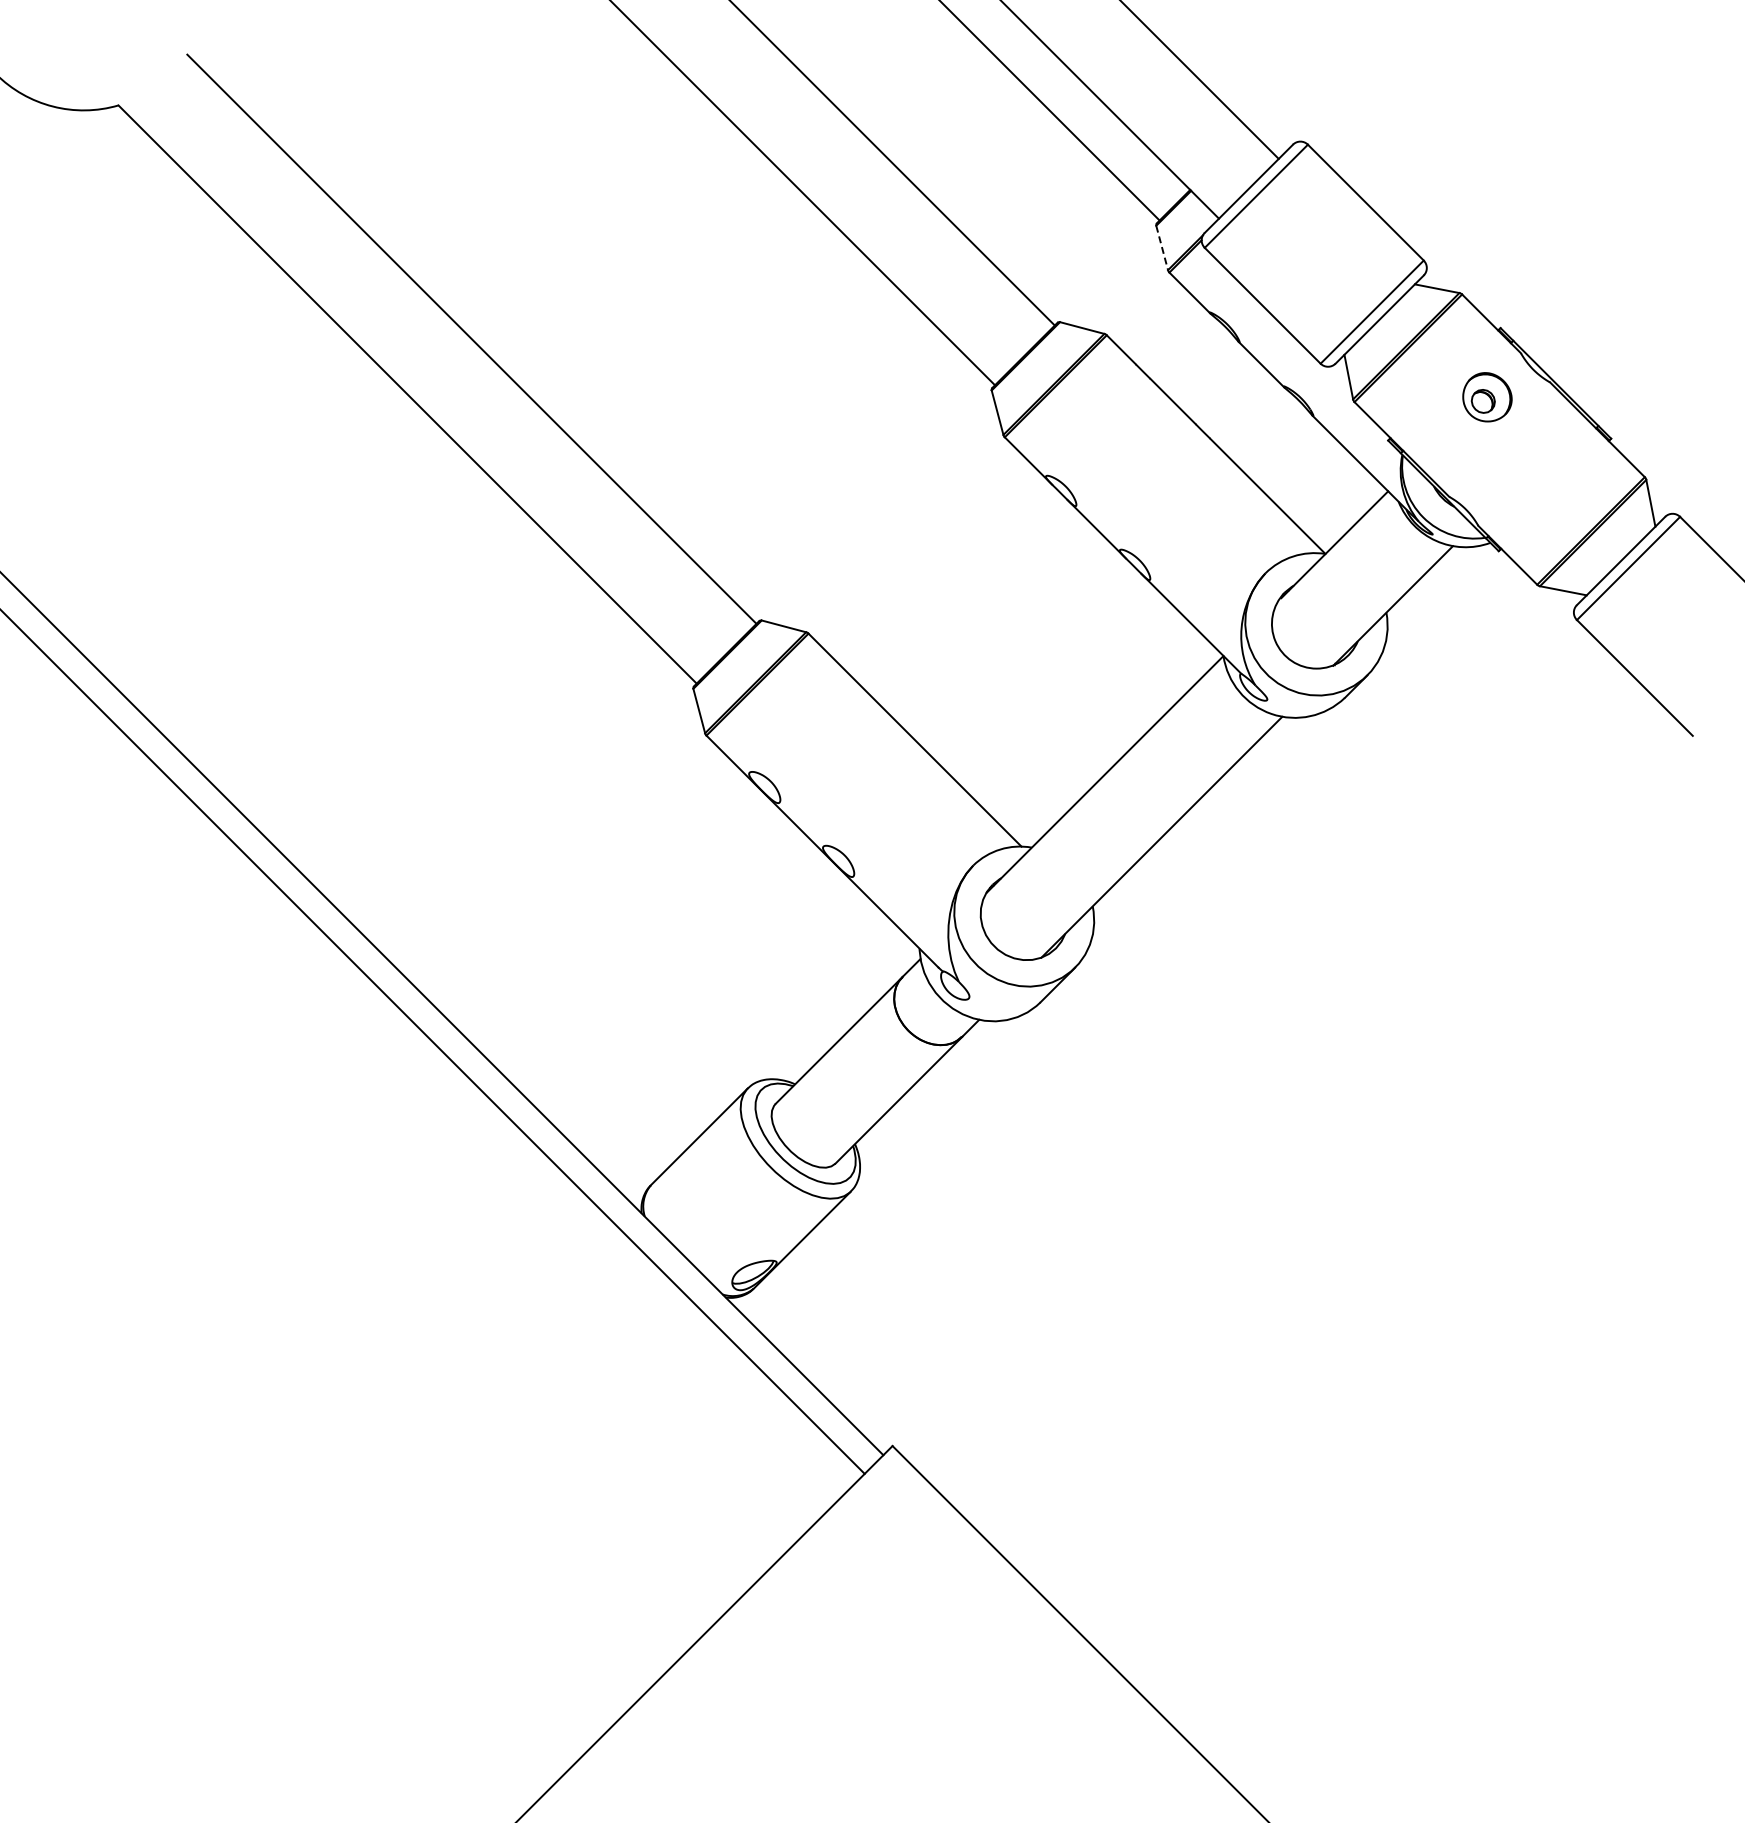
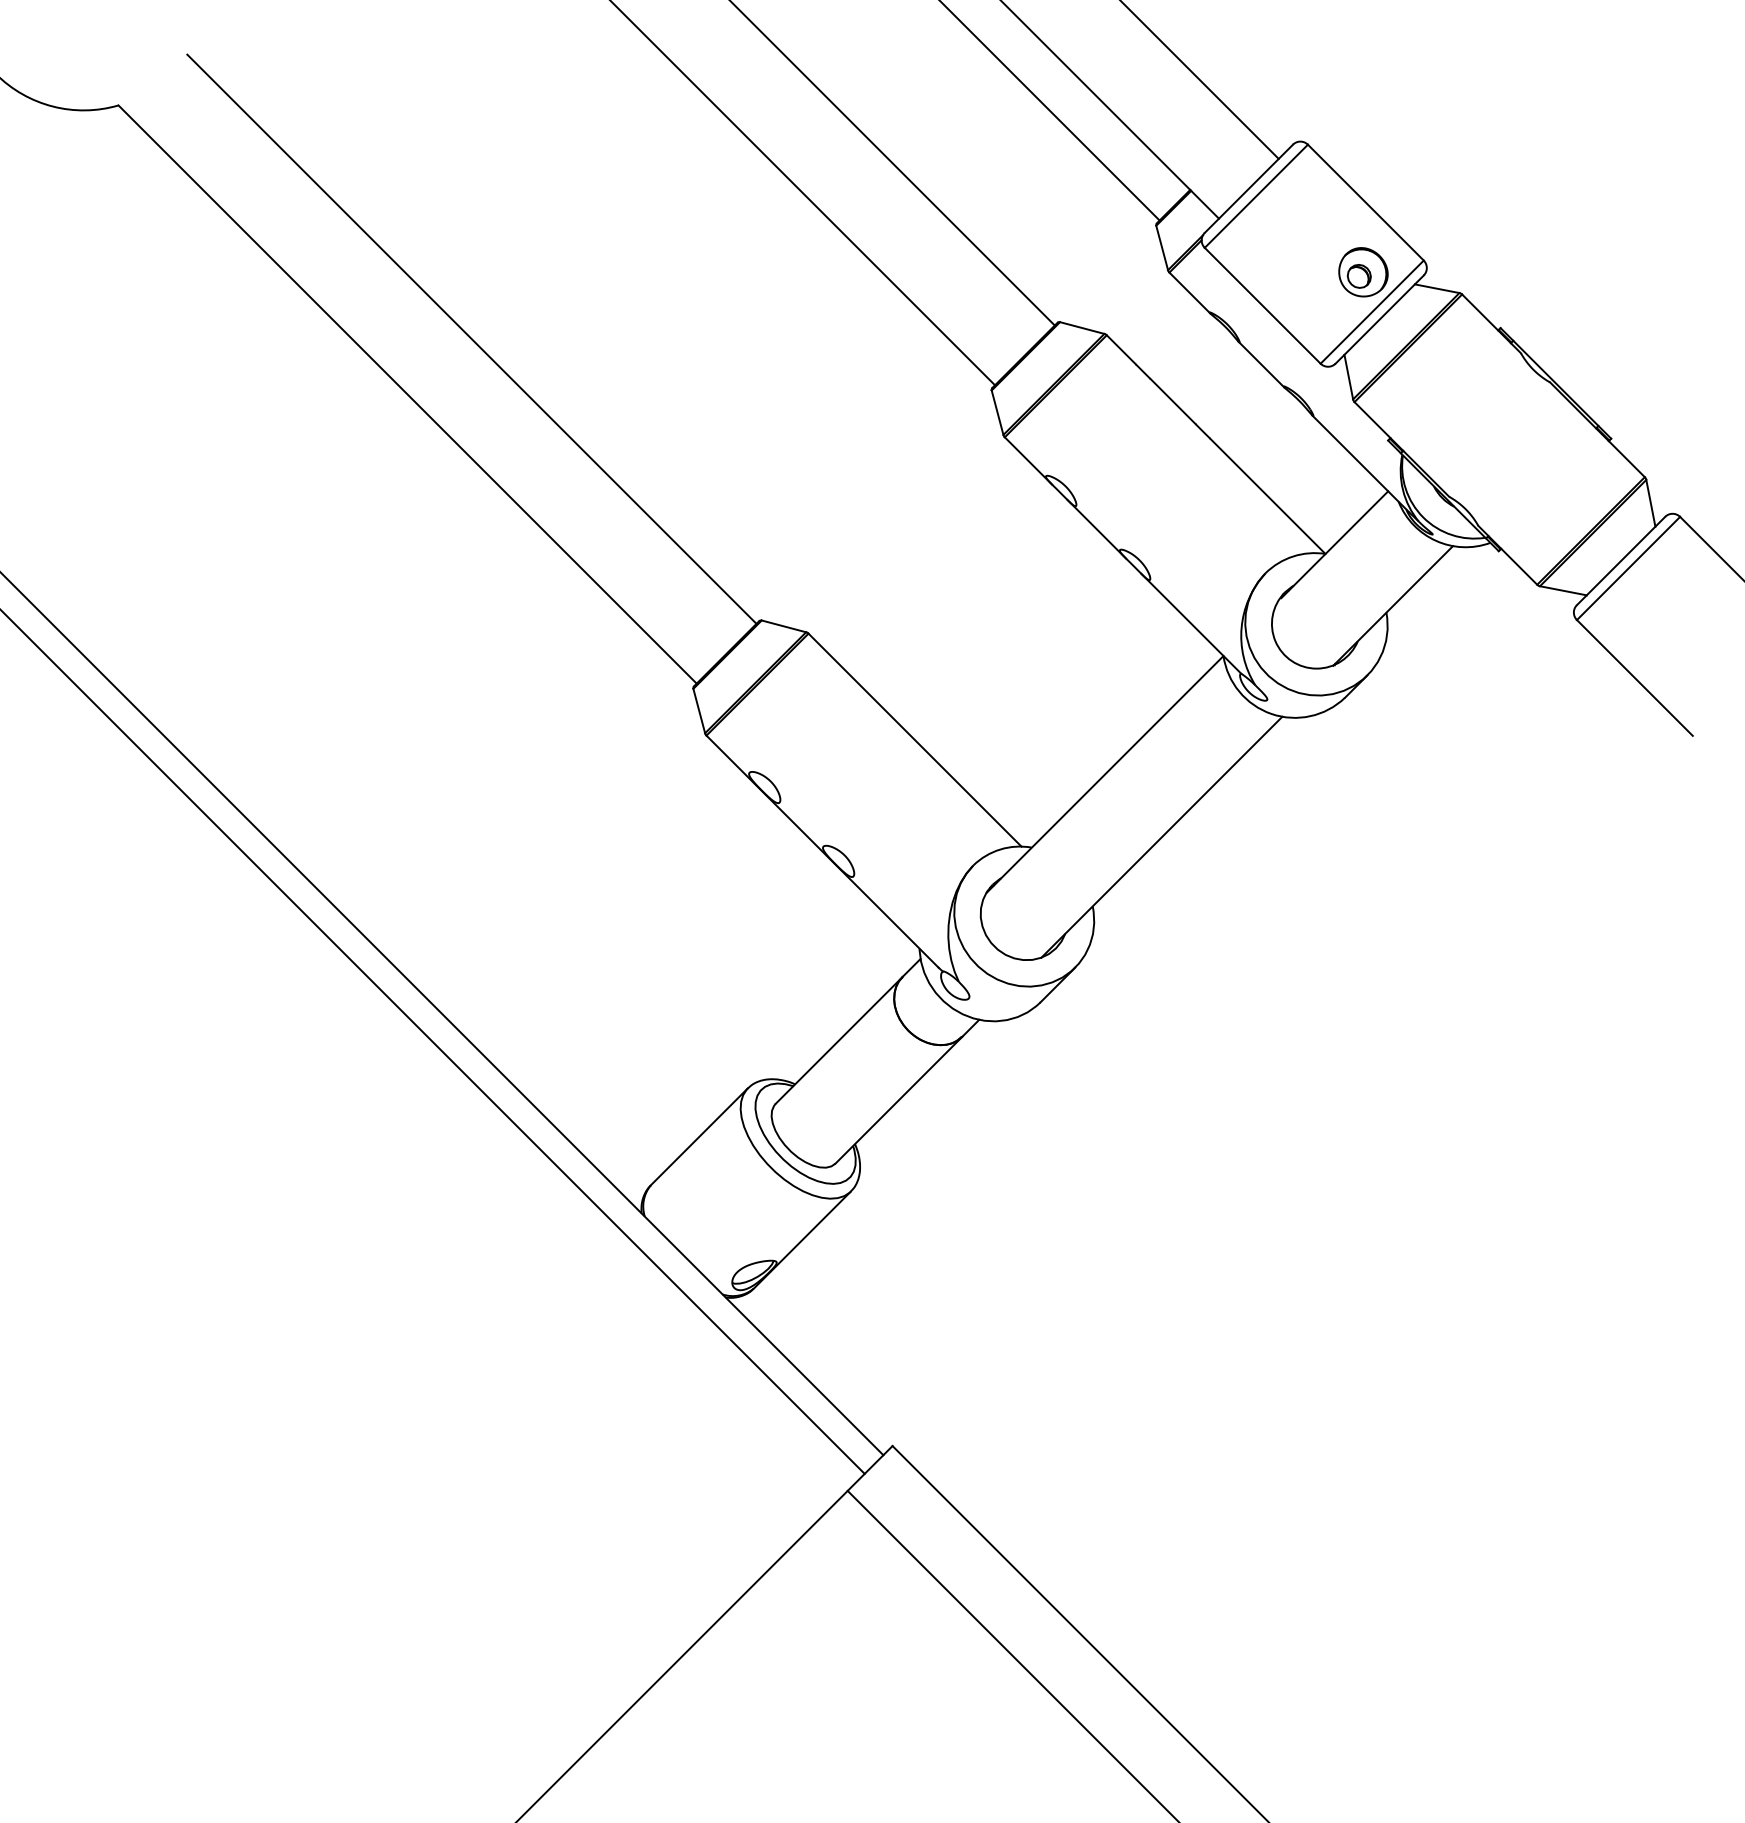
line: dashed -> solid (1162, 247)
part position: (1487, 397) -> (1363, 272) (1363, 272)
line: none -> present (1011, 1654)
